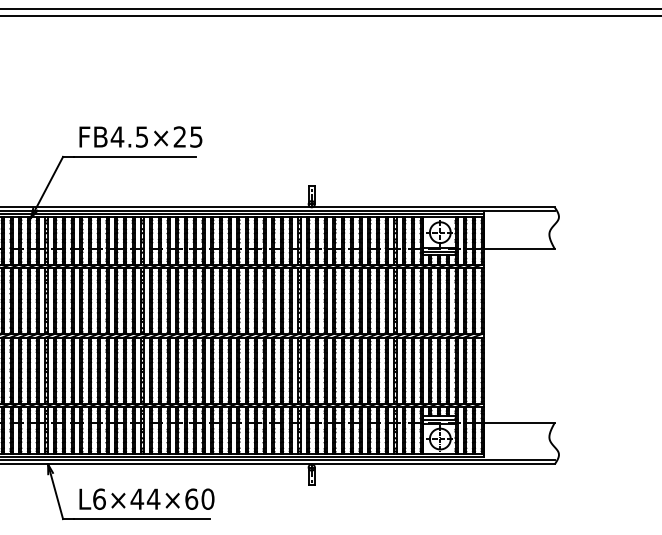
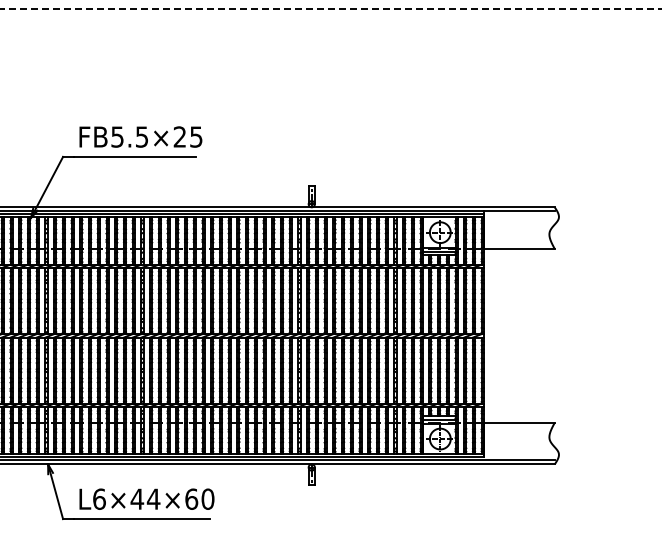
line: solid -> dashed (330, 9)
line: present -> none (330, 15)
text: FB4.5×25 -> FB5.5×25 (117, 136)
